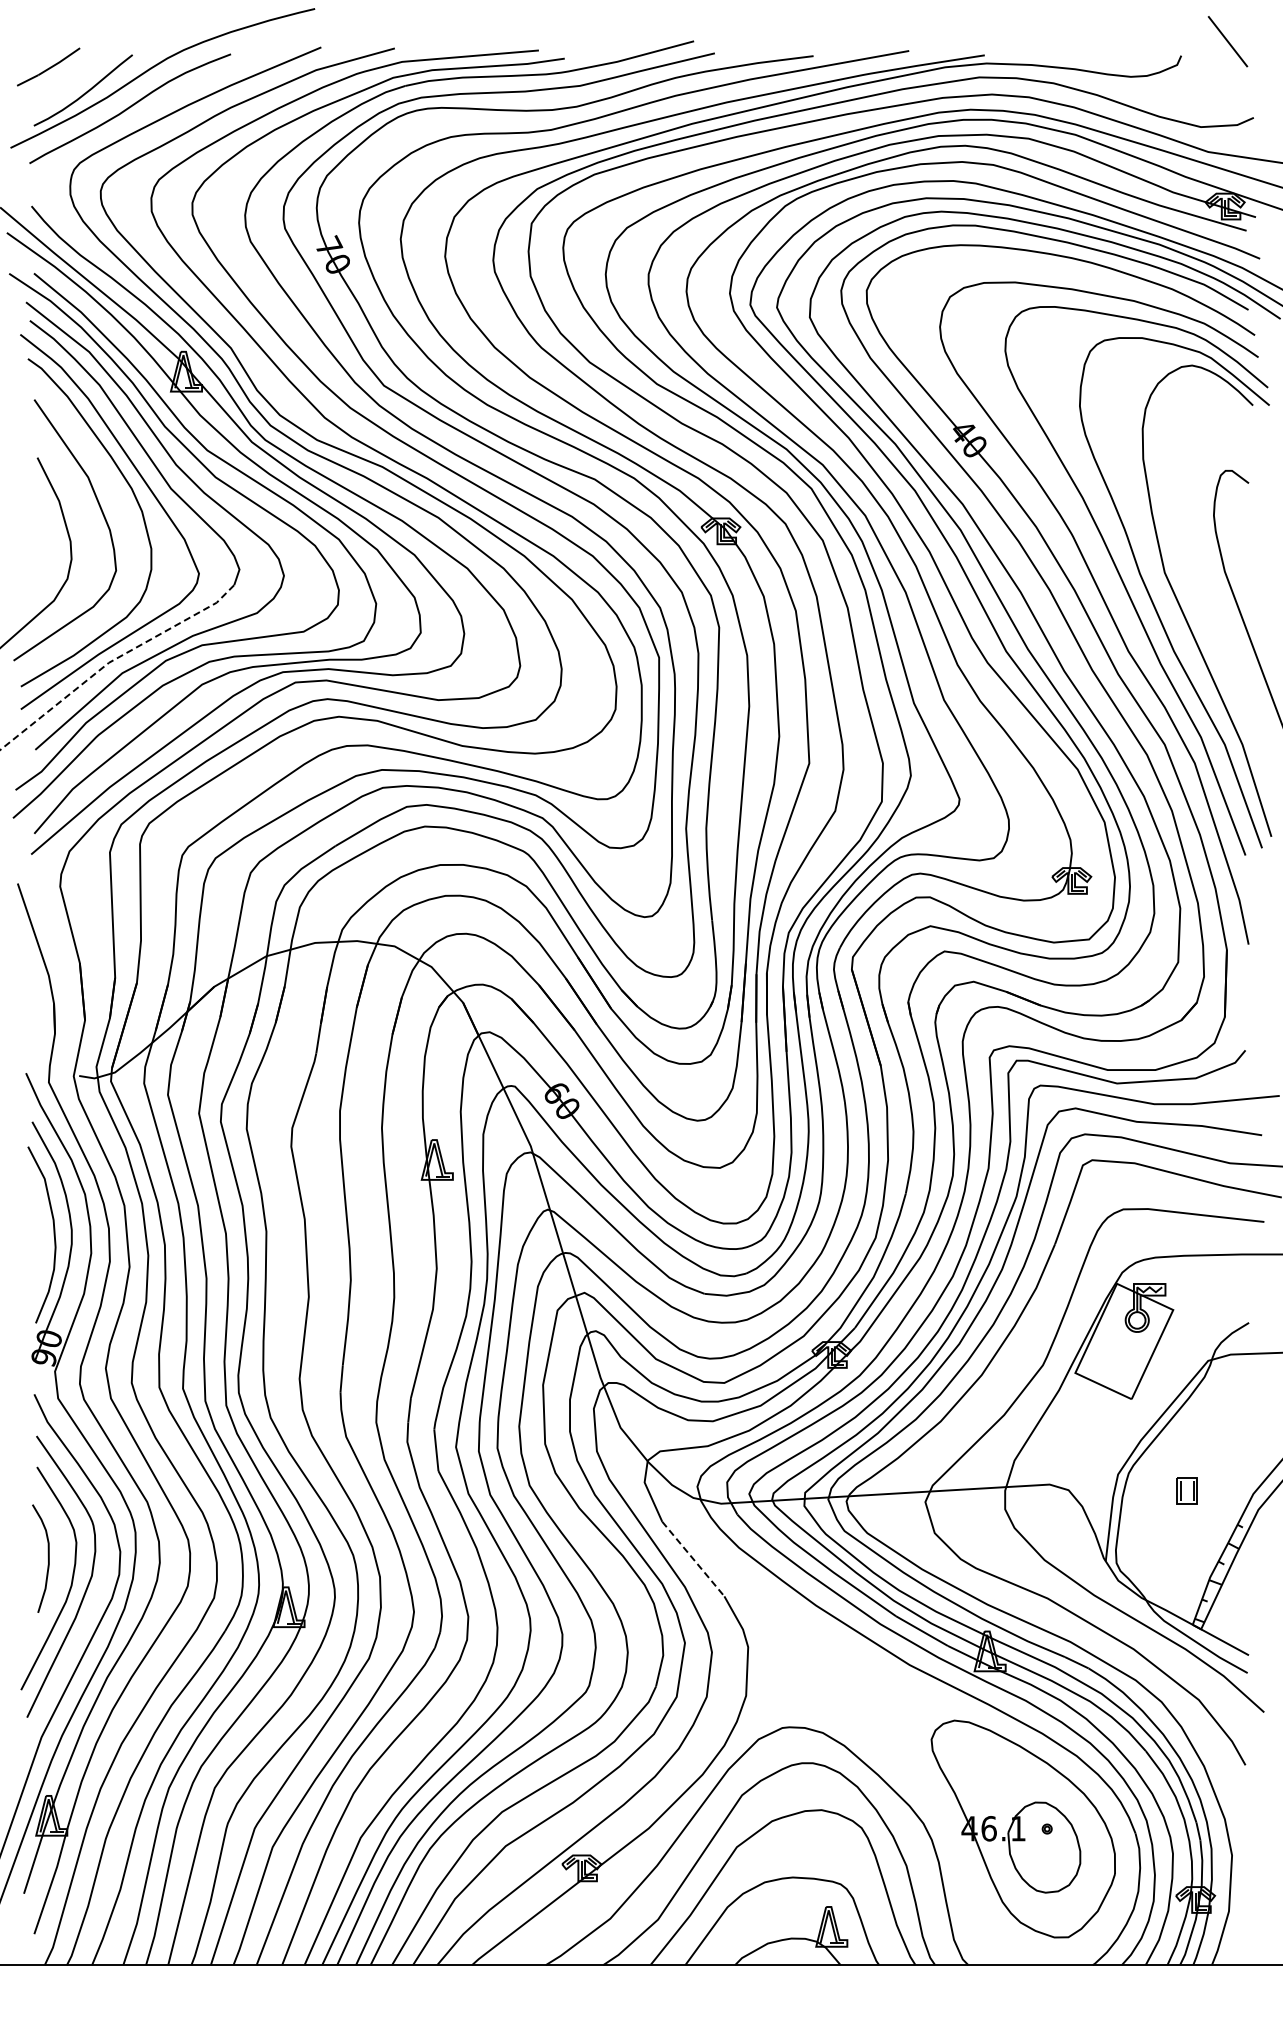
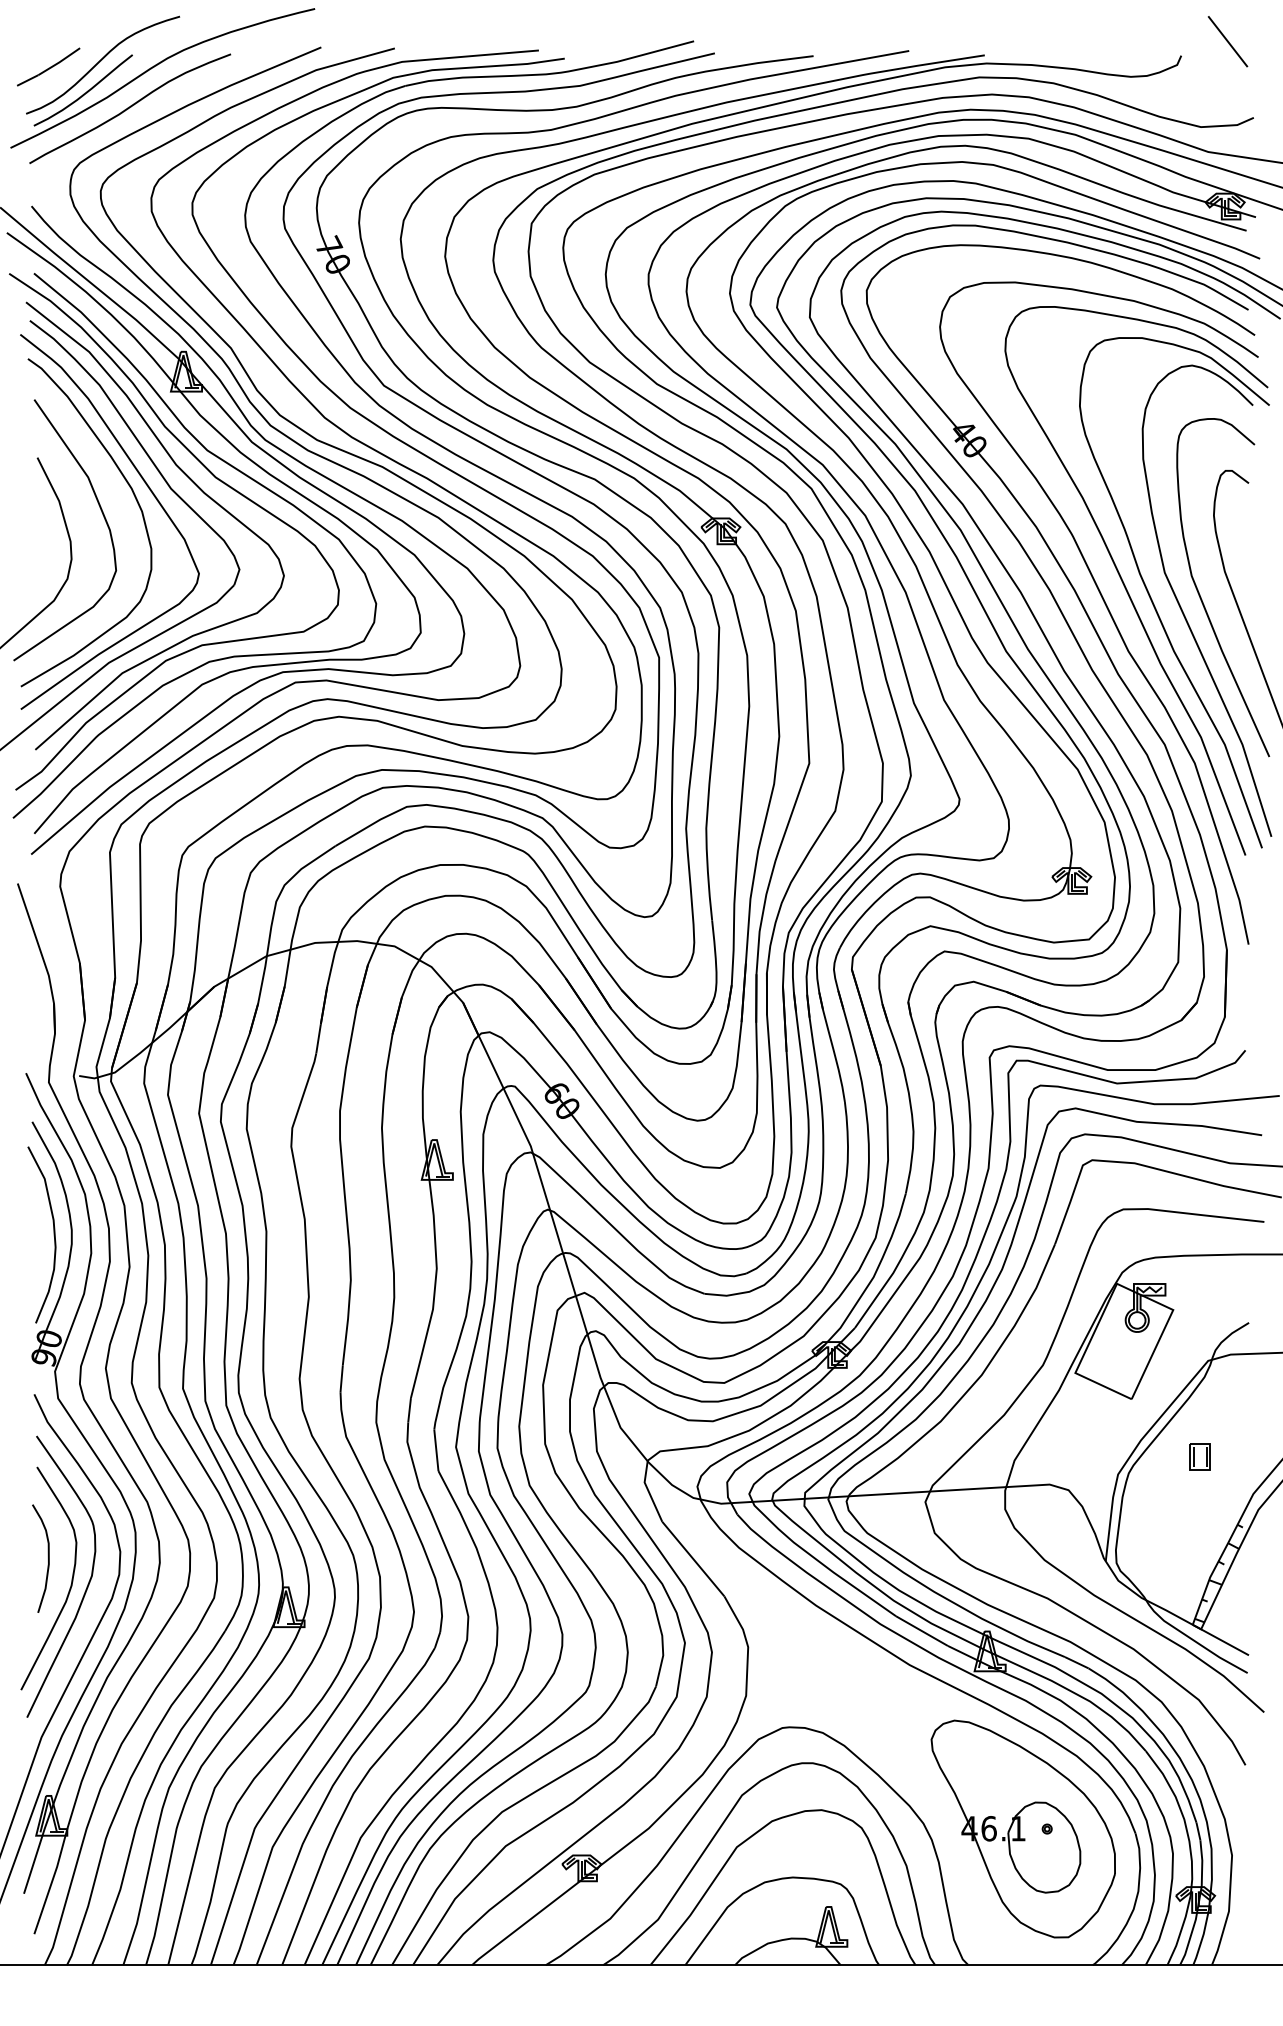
curve: none -> present (101, 61)
curve: none -> present (1200, 594)
line: dashed -> solid (113, 660)
part position: (1186, 1490) -> (1199, 1456) (1199, 1456)
line: dashed -> solid (693, 1559)
